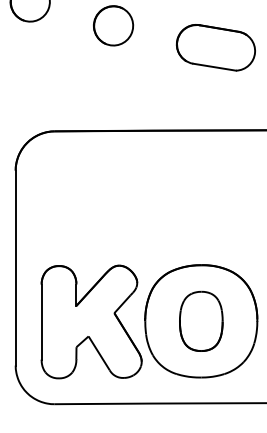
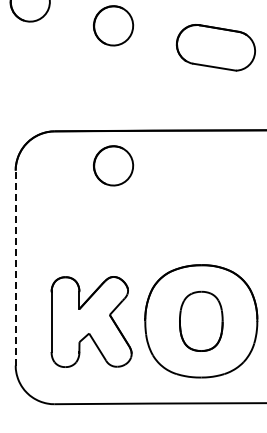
part: none -> present (113, 165)
line: solid -> dashed (15, 267)
part size: 103x116 px -> 83x92 px (91, 321)
